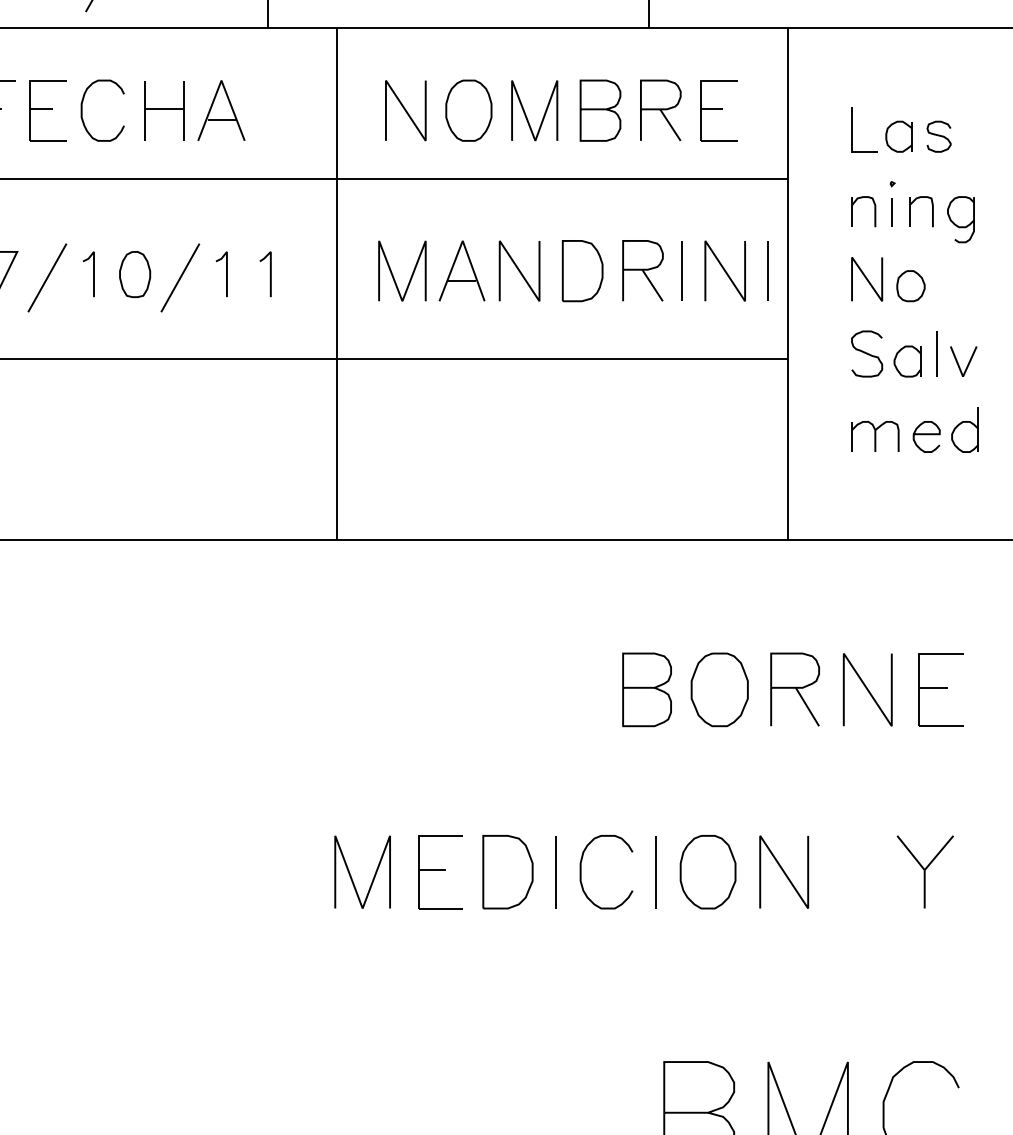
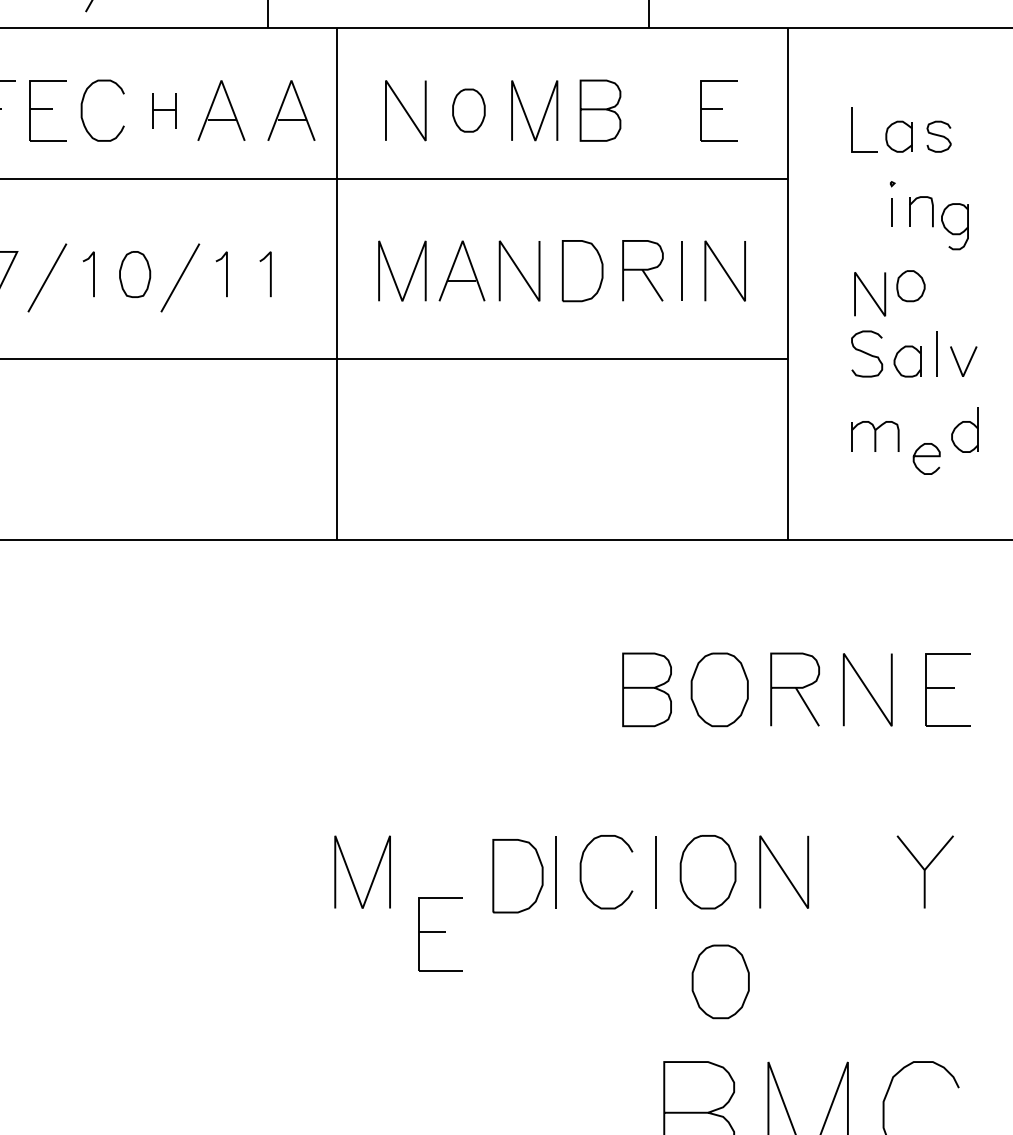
part: present -> none (660, 109)
part size: 41x60 px -> 25x36 px (164, 110)
part: none -> present (291, 110)
part size: 48x63 px -> 34x45 px (468, 110)
part: present -> none (852, 211)
part position: (960, 219) -> (954, 226) (954, 226)
line: present -> none (767, 270)
curve position: (867, 279) -> (870, 294) (870, 294)
curve position: (926, 435) -> (926, 457) (926, 457)
part position: (940, 689) -> (947, 689) (947, 689)
part position: (440, 872) -> (440, 934) (440, 934)
part position: (507, 872) -> (517, 876) (517, 876)
part: none -> present (720, 981)
